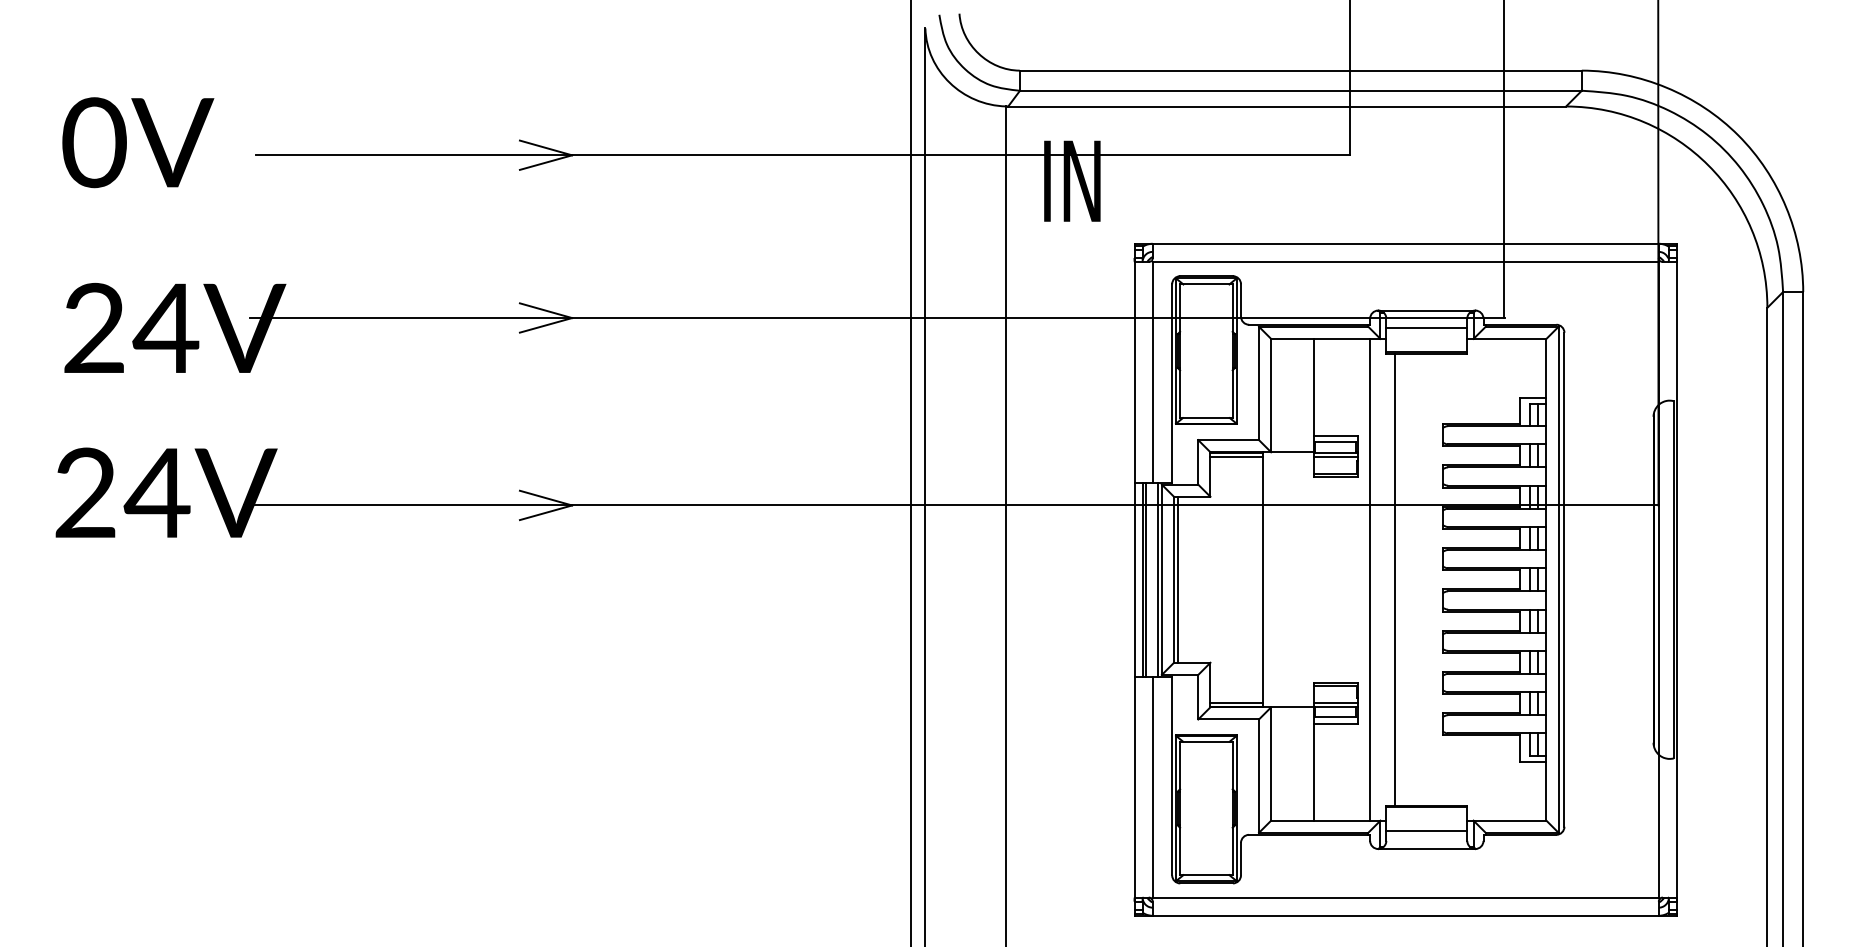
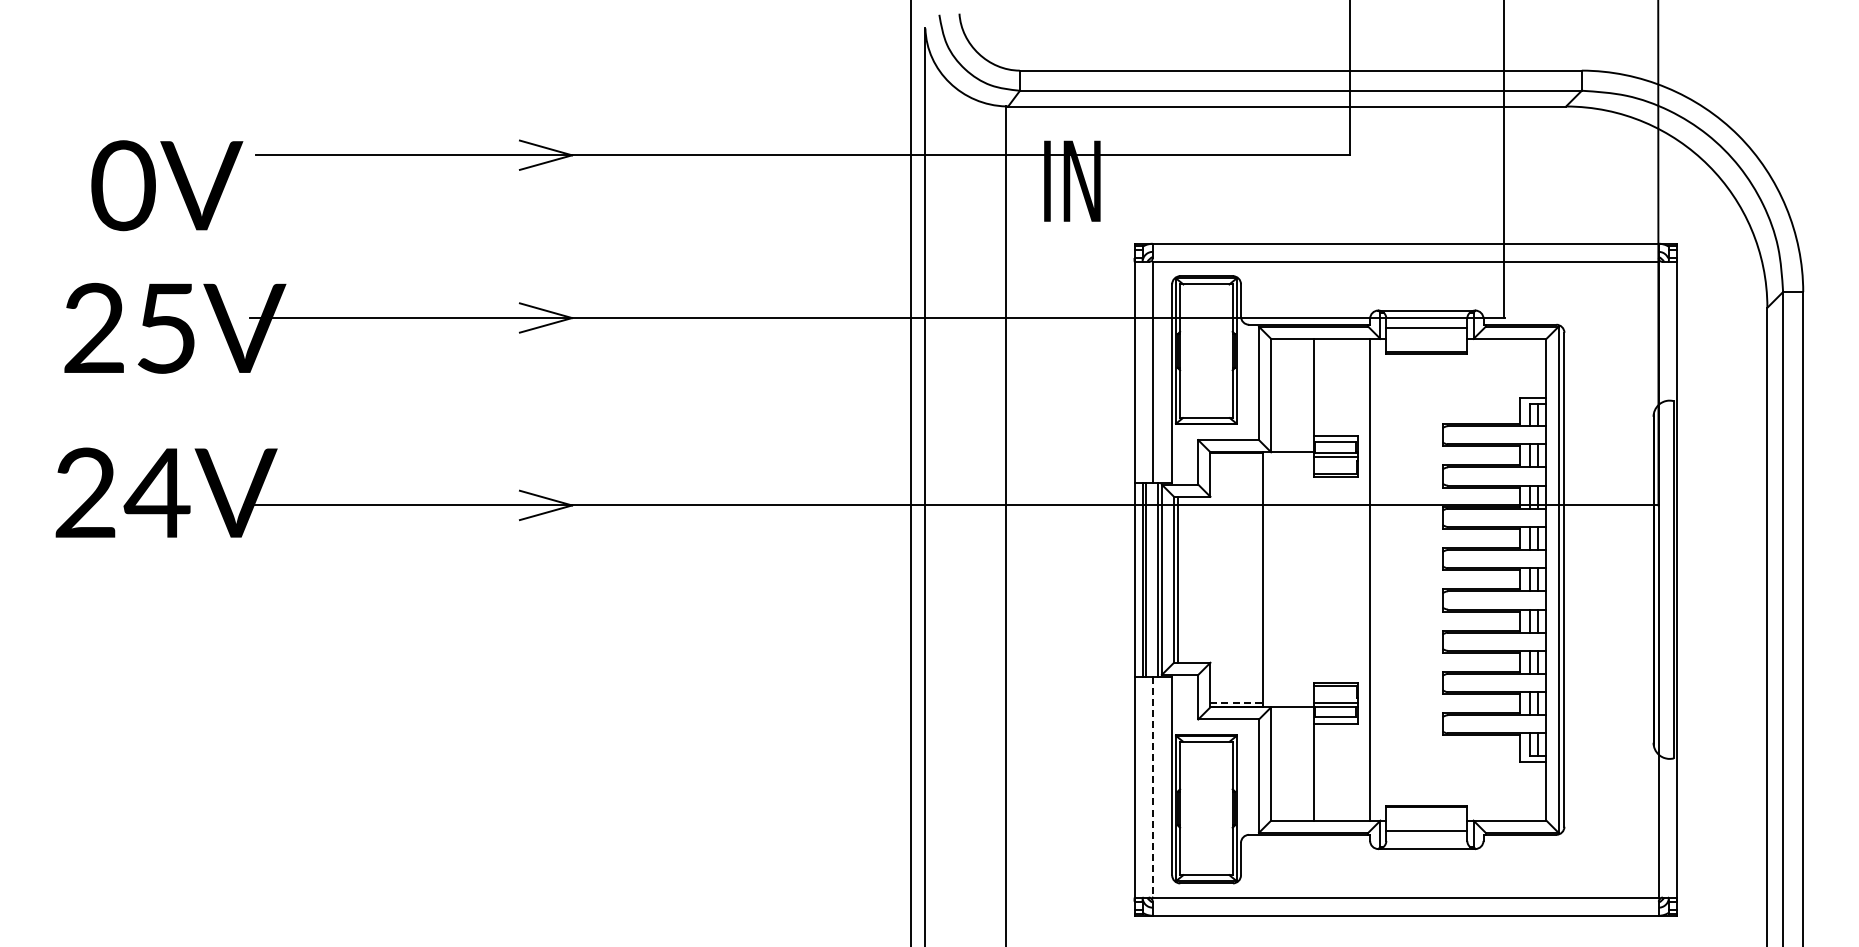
text position: (138, 142) -> (167, 185) (167, 185)
text: 24V -> 25V (165, 328)
line: present -> none (1236, 456)
line: present -> none (1394, 579)
line: solid -> dashed (1237, 702)
line: solid -> dashed (1152, 787)
